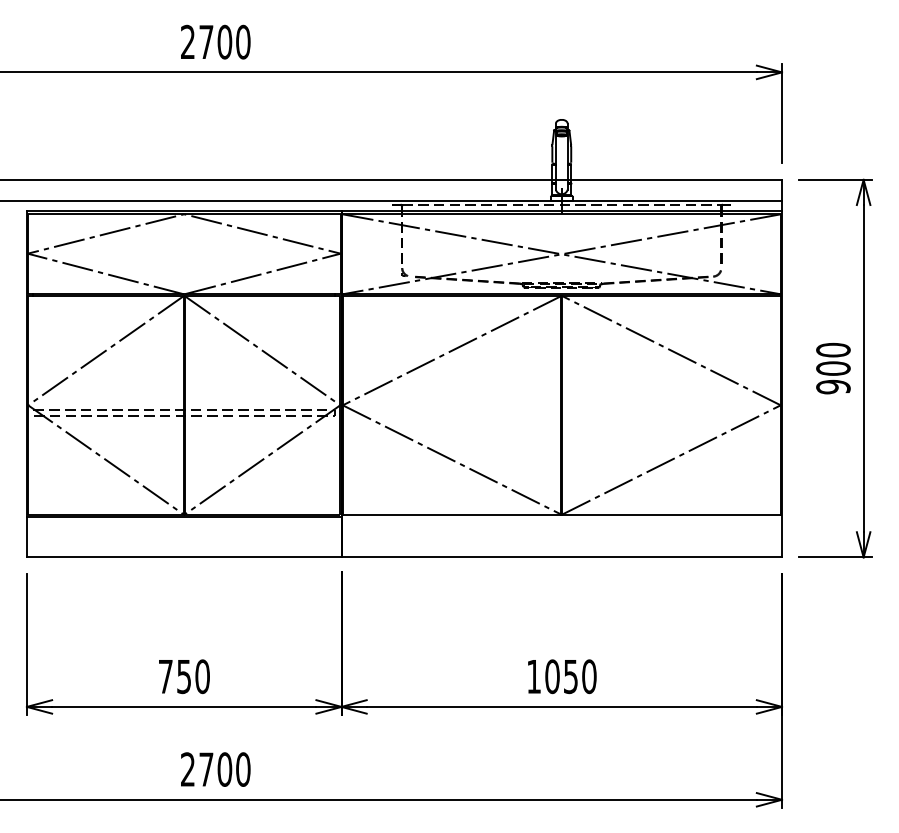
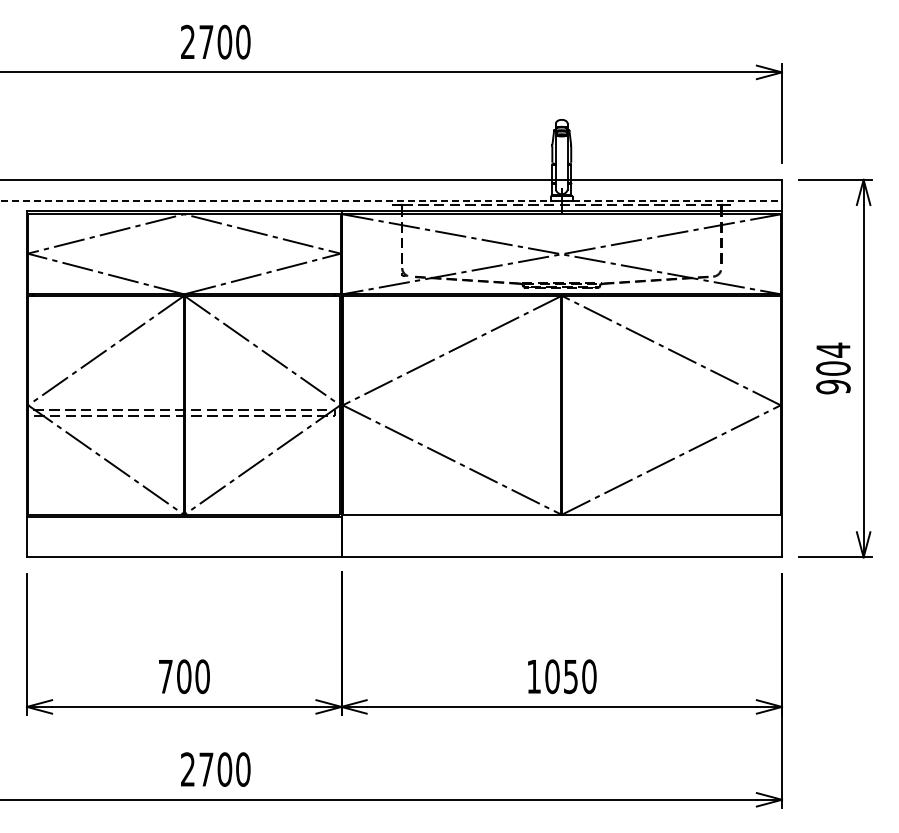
line: solid -> dashed (391, 200)
text: 900 -> 904 (833, 349)
text: 750 -> 700 (184, 676)
